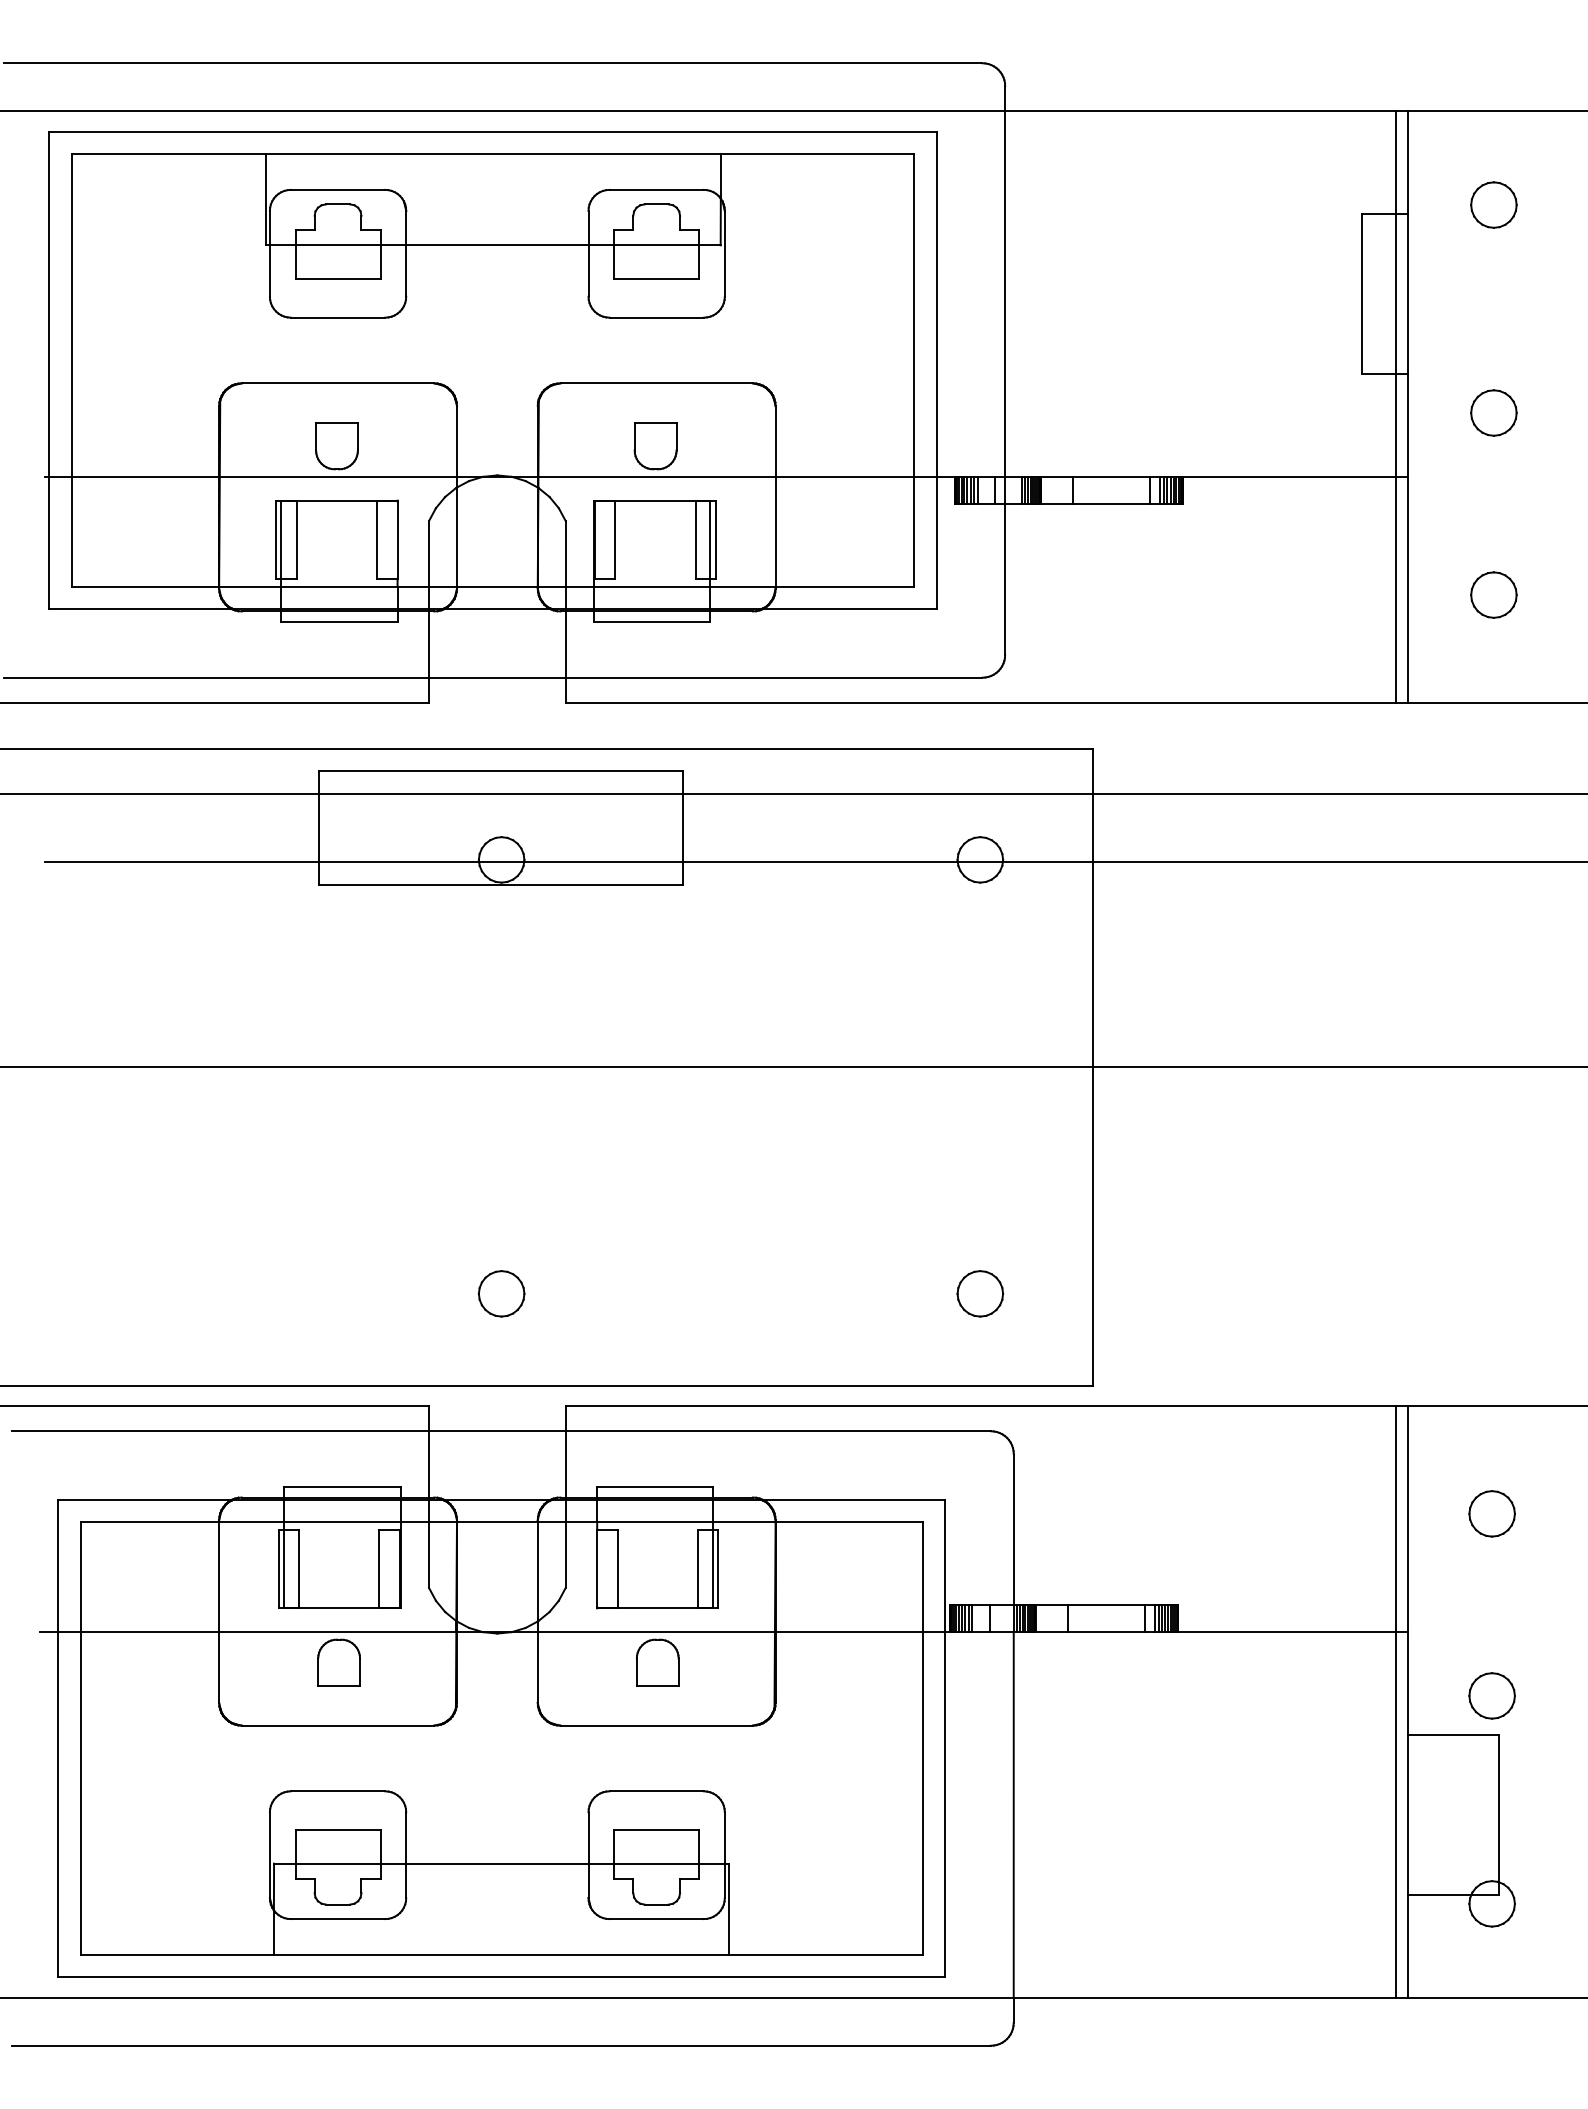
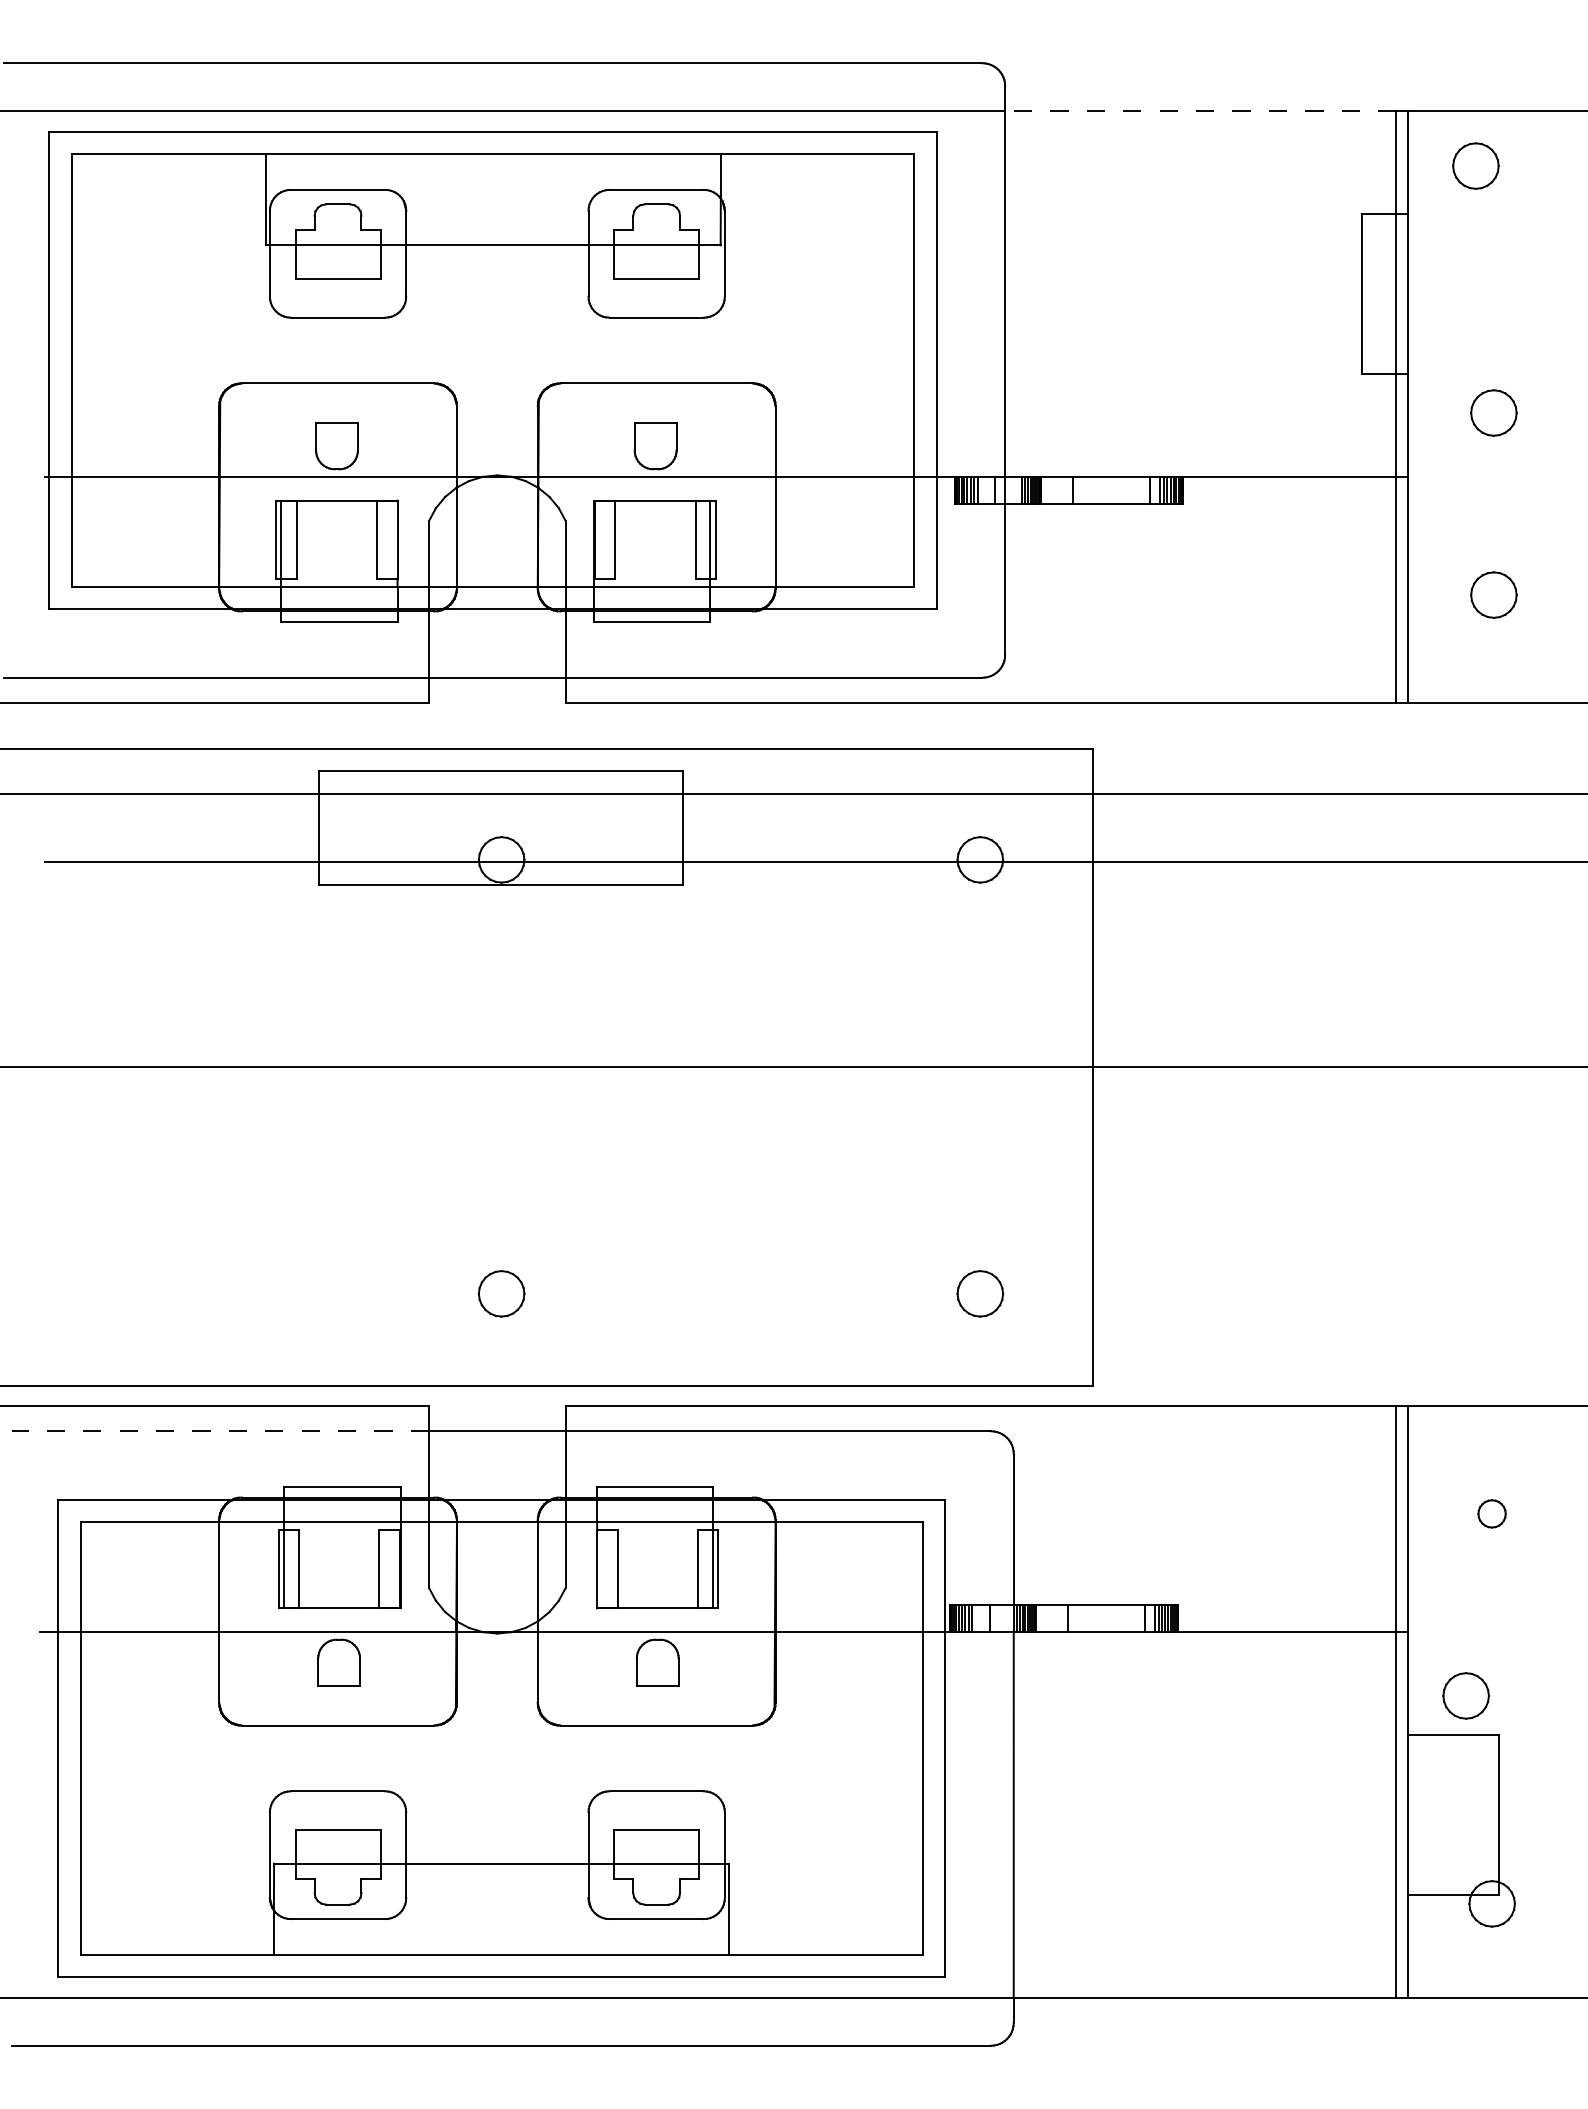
line: solid -> dashed (1200, 111)
part position: (1493, 204) -> (1475, 165) (1475, 165)
line: solid -> dashed (220, 1431)
part size: 48x48 px -> 30x30 px (1491, 1513)
part position: (1491, 1695) -> (1465, 1695) (1465, 1695)
